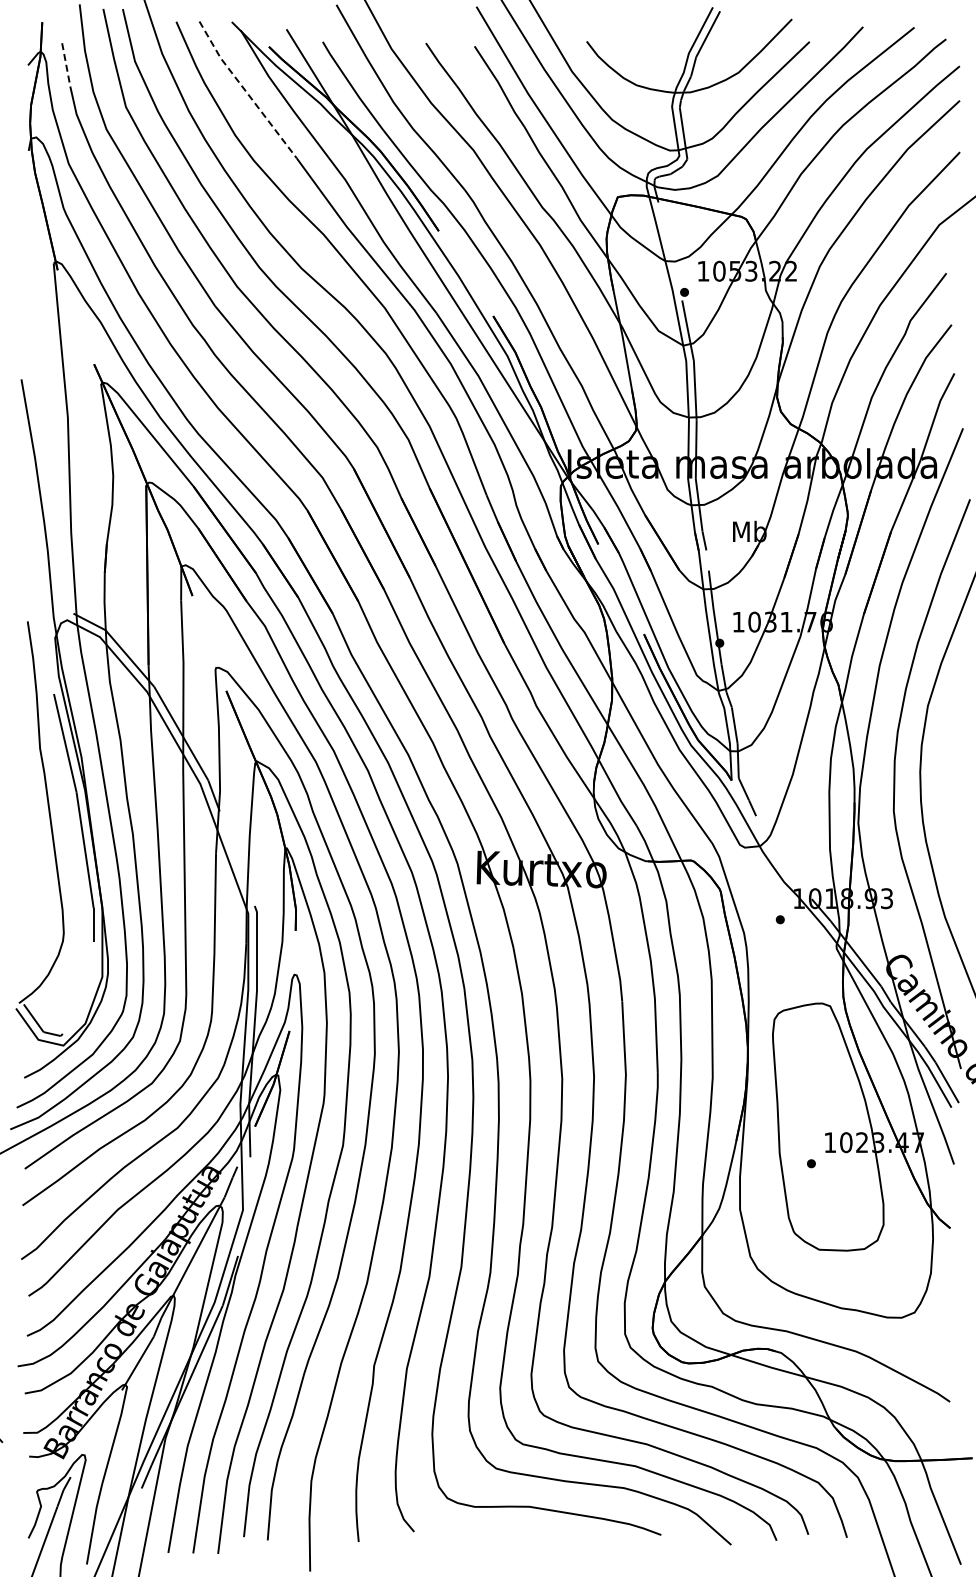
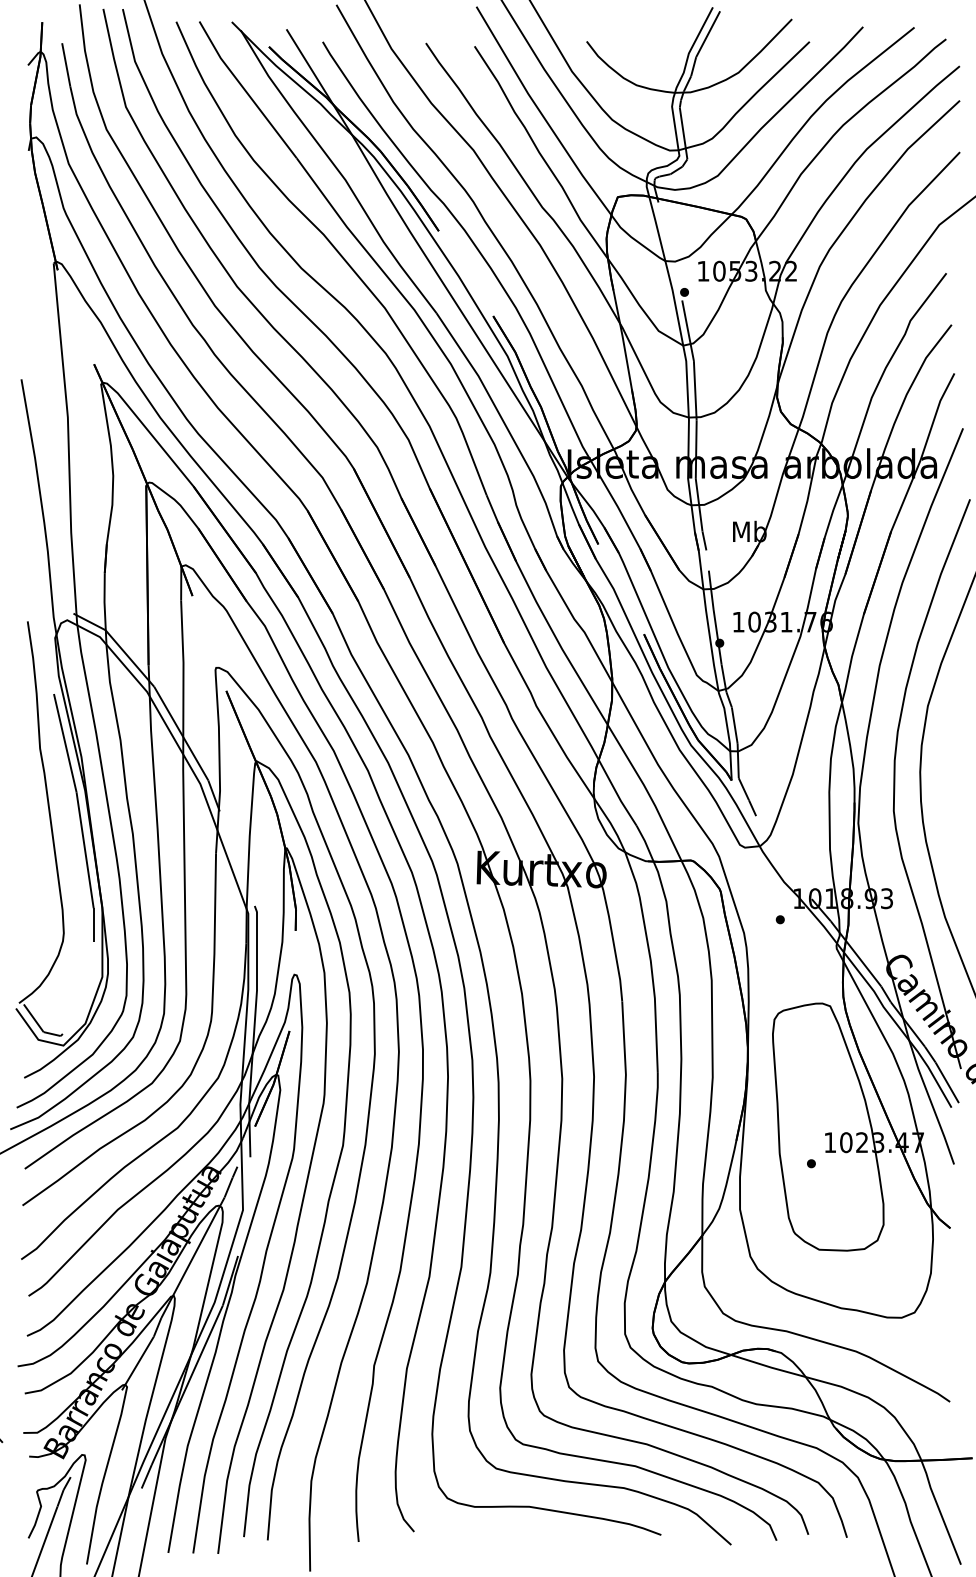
line: dashed -> solid (66, 65)
line: dashed -> solid (245, 90)
